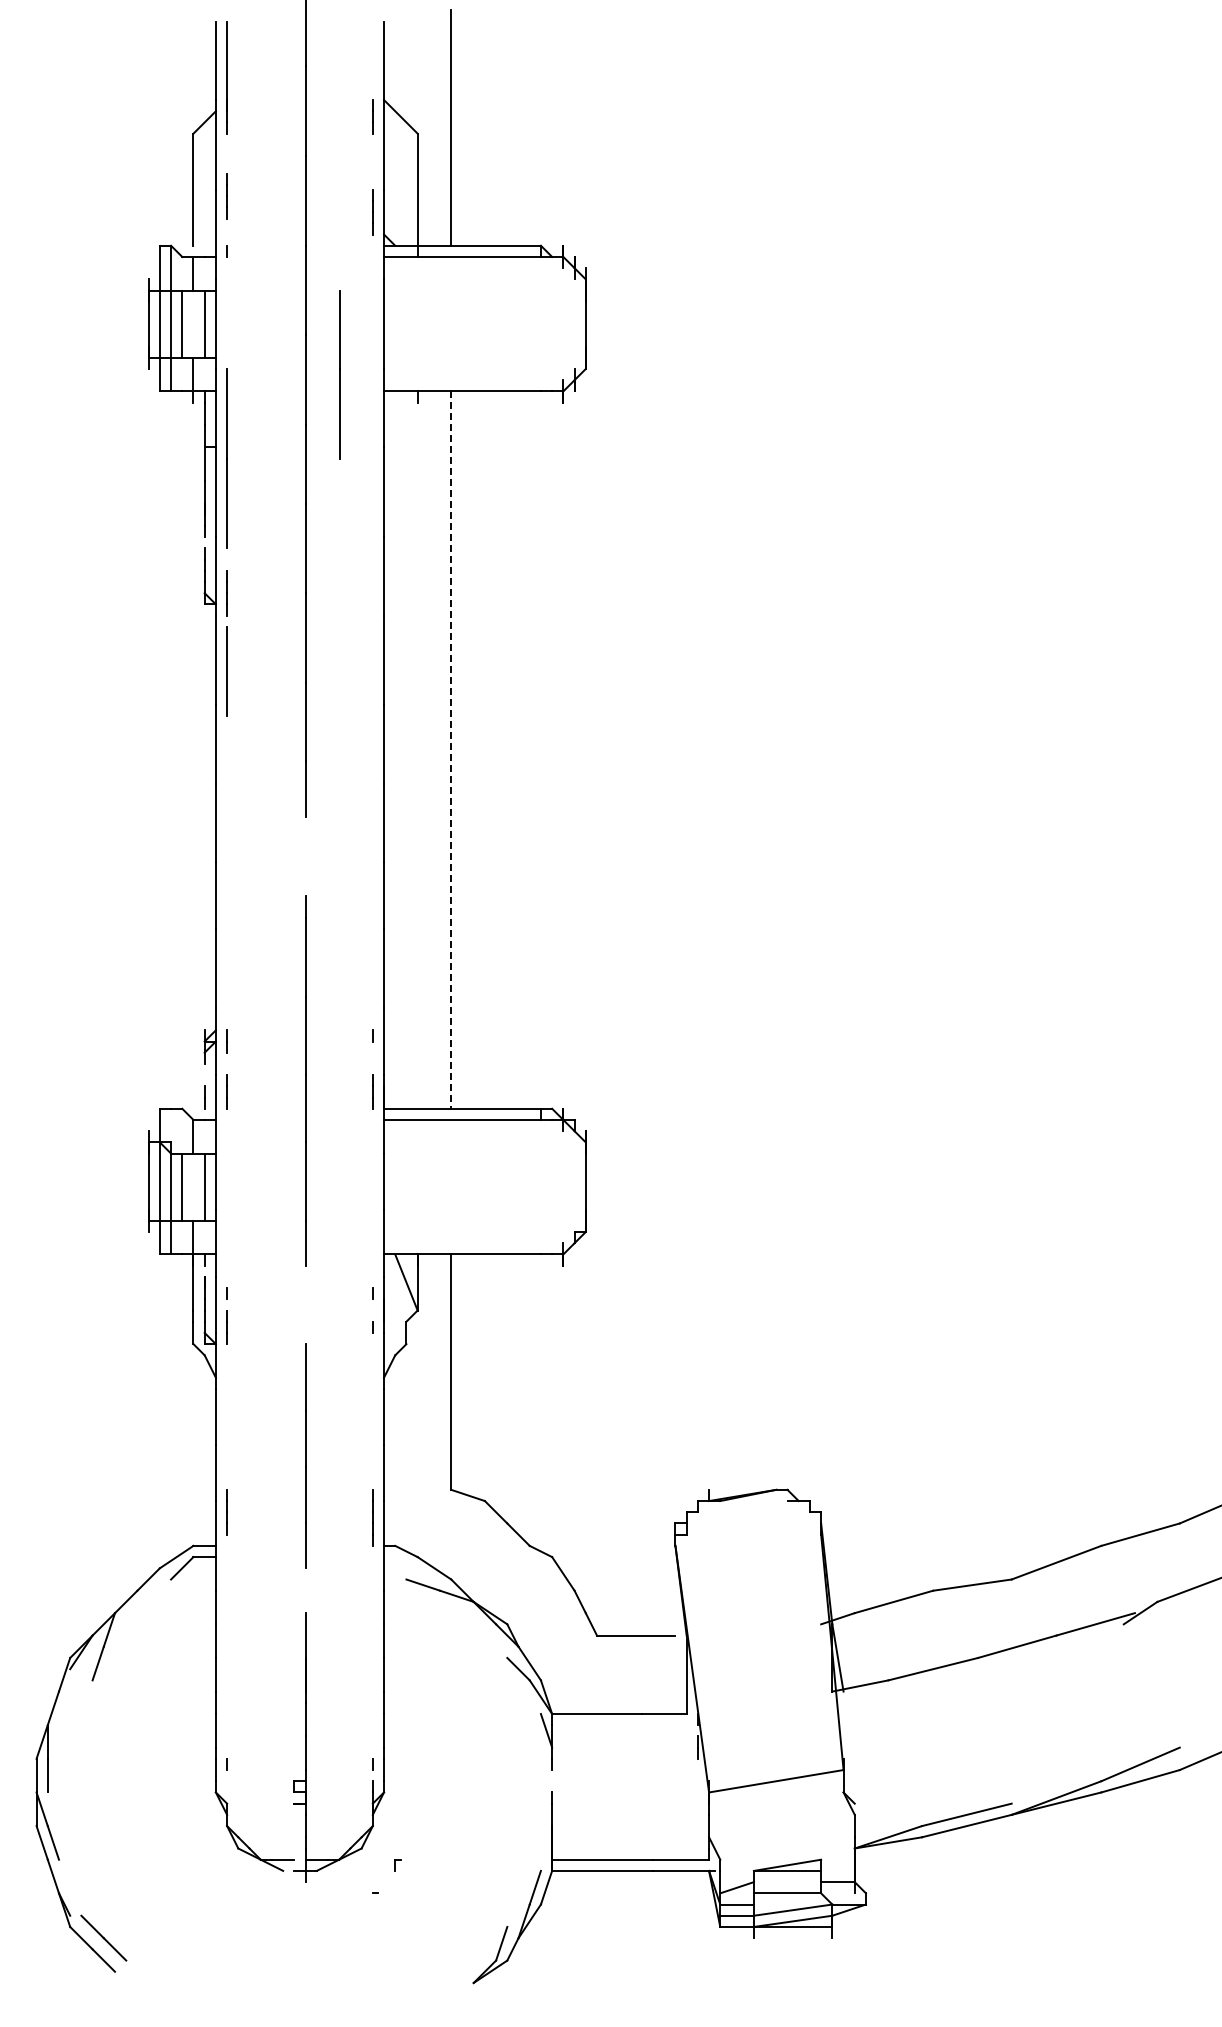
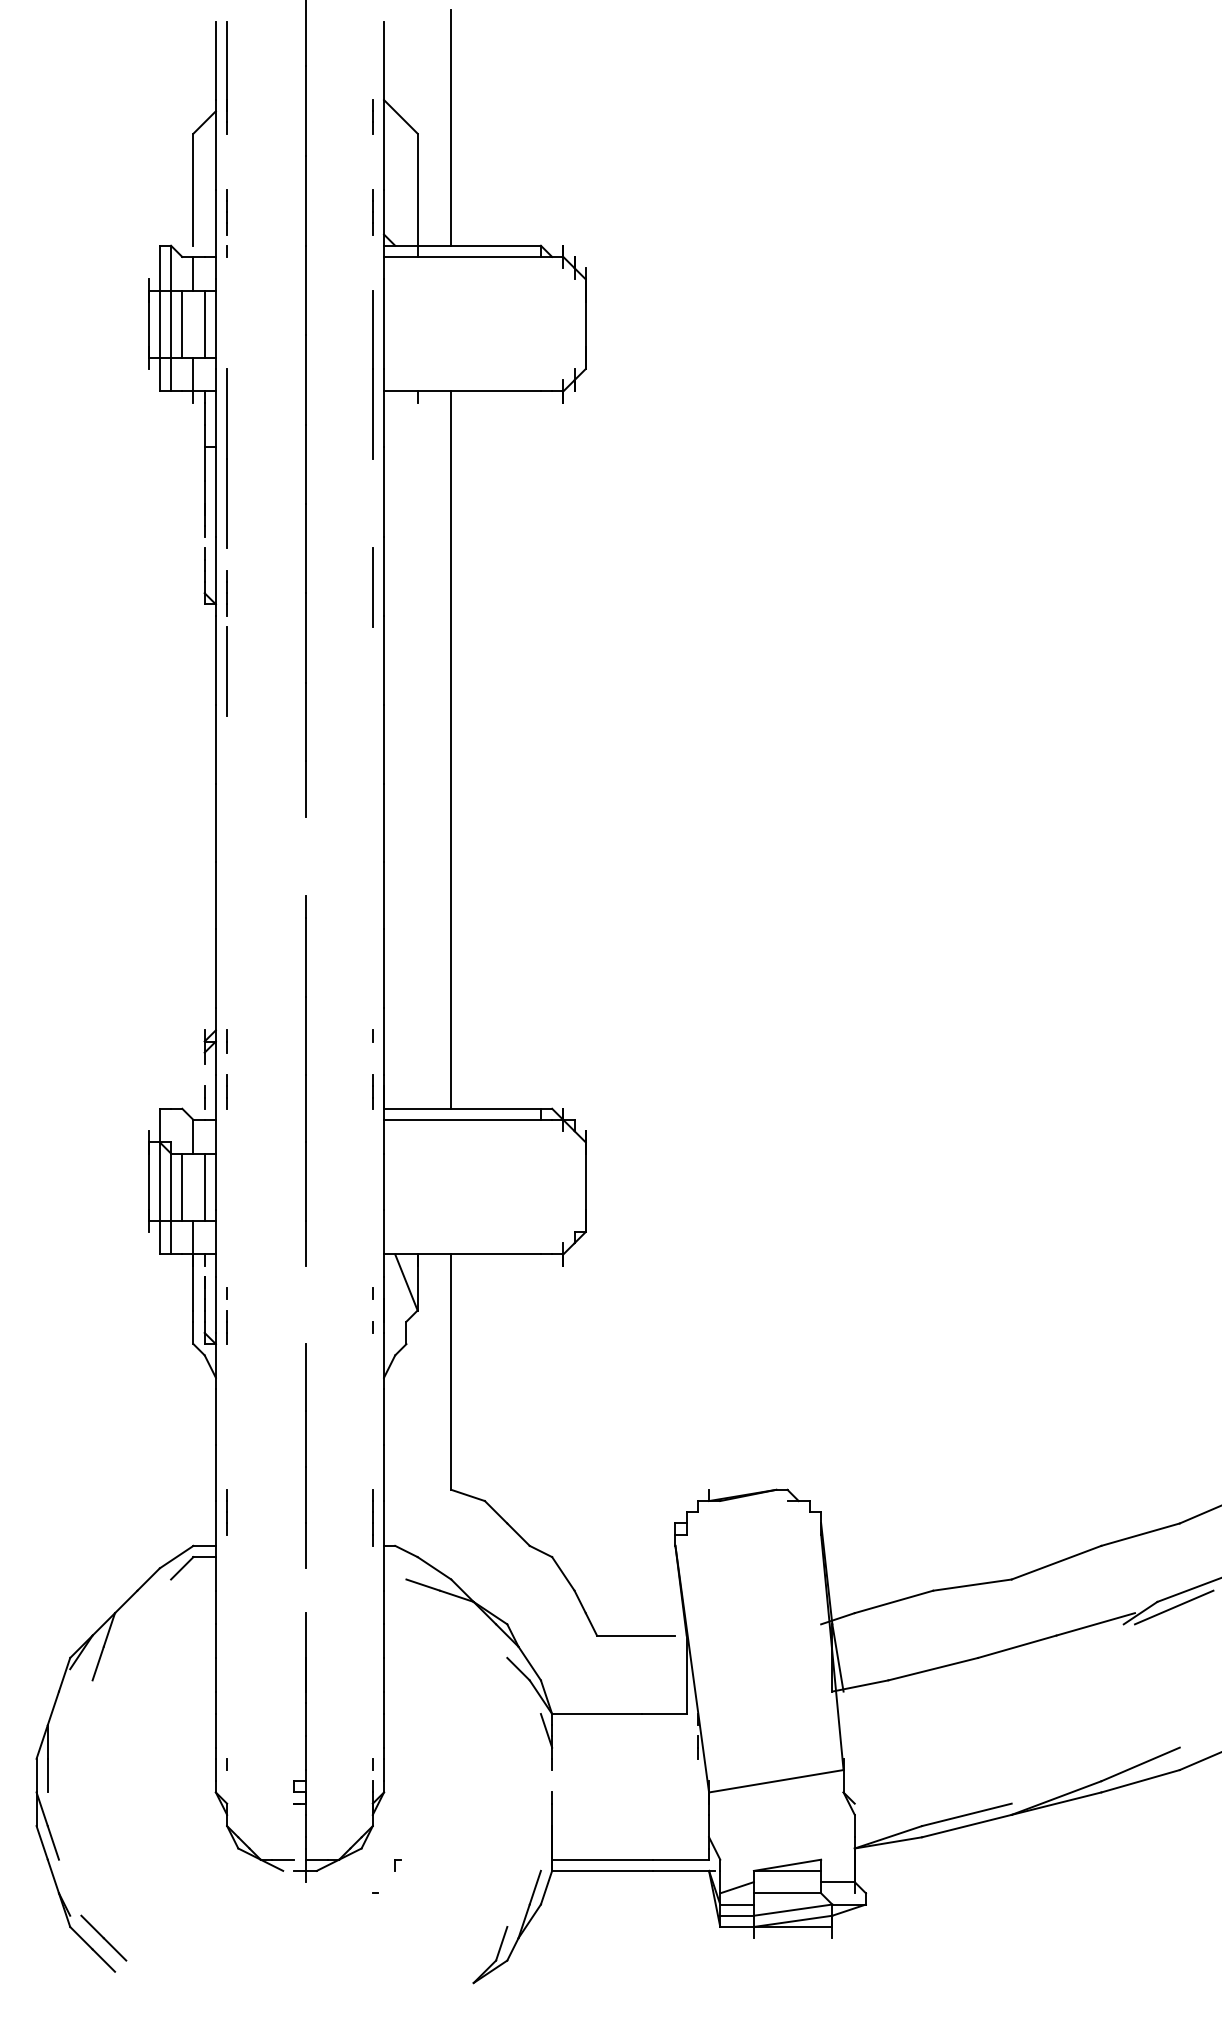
line position: (226, 196) -> (226, 212) (226, 212)
line position: (339, 374) -> (372, 374) (372, 374)
line: none -> present (372, 587)
line: dashed -> solid (451, 750)
line: none -> present (1173, 1607)
